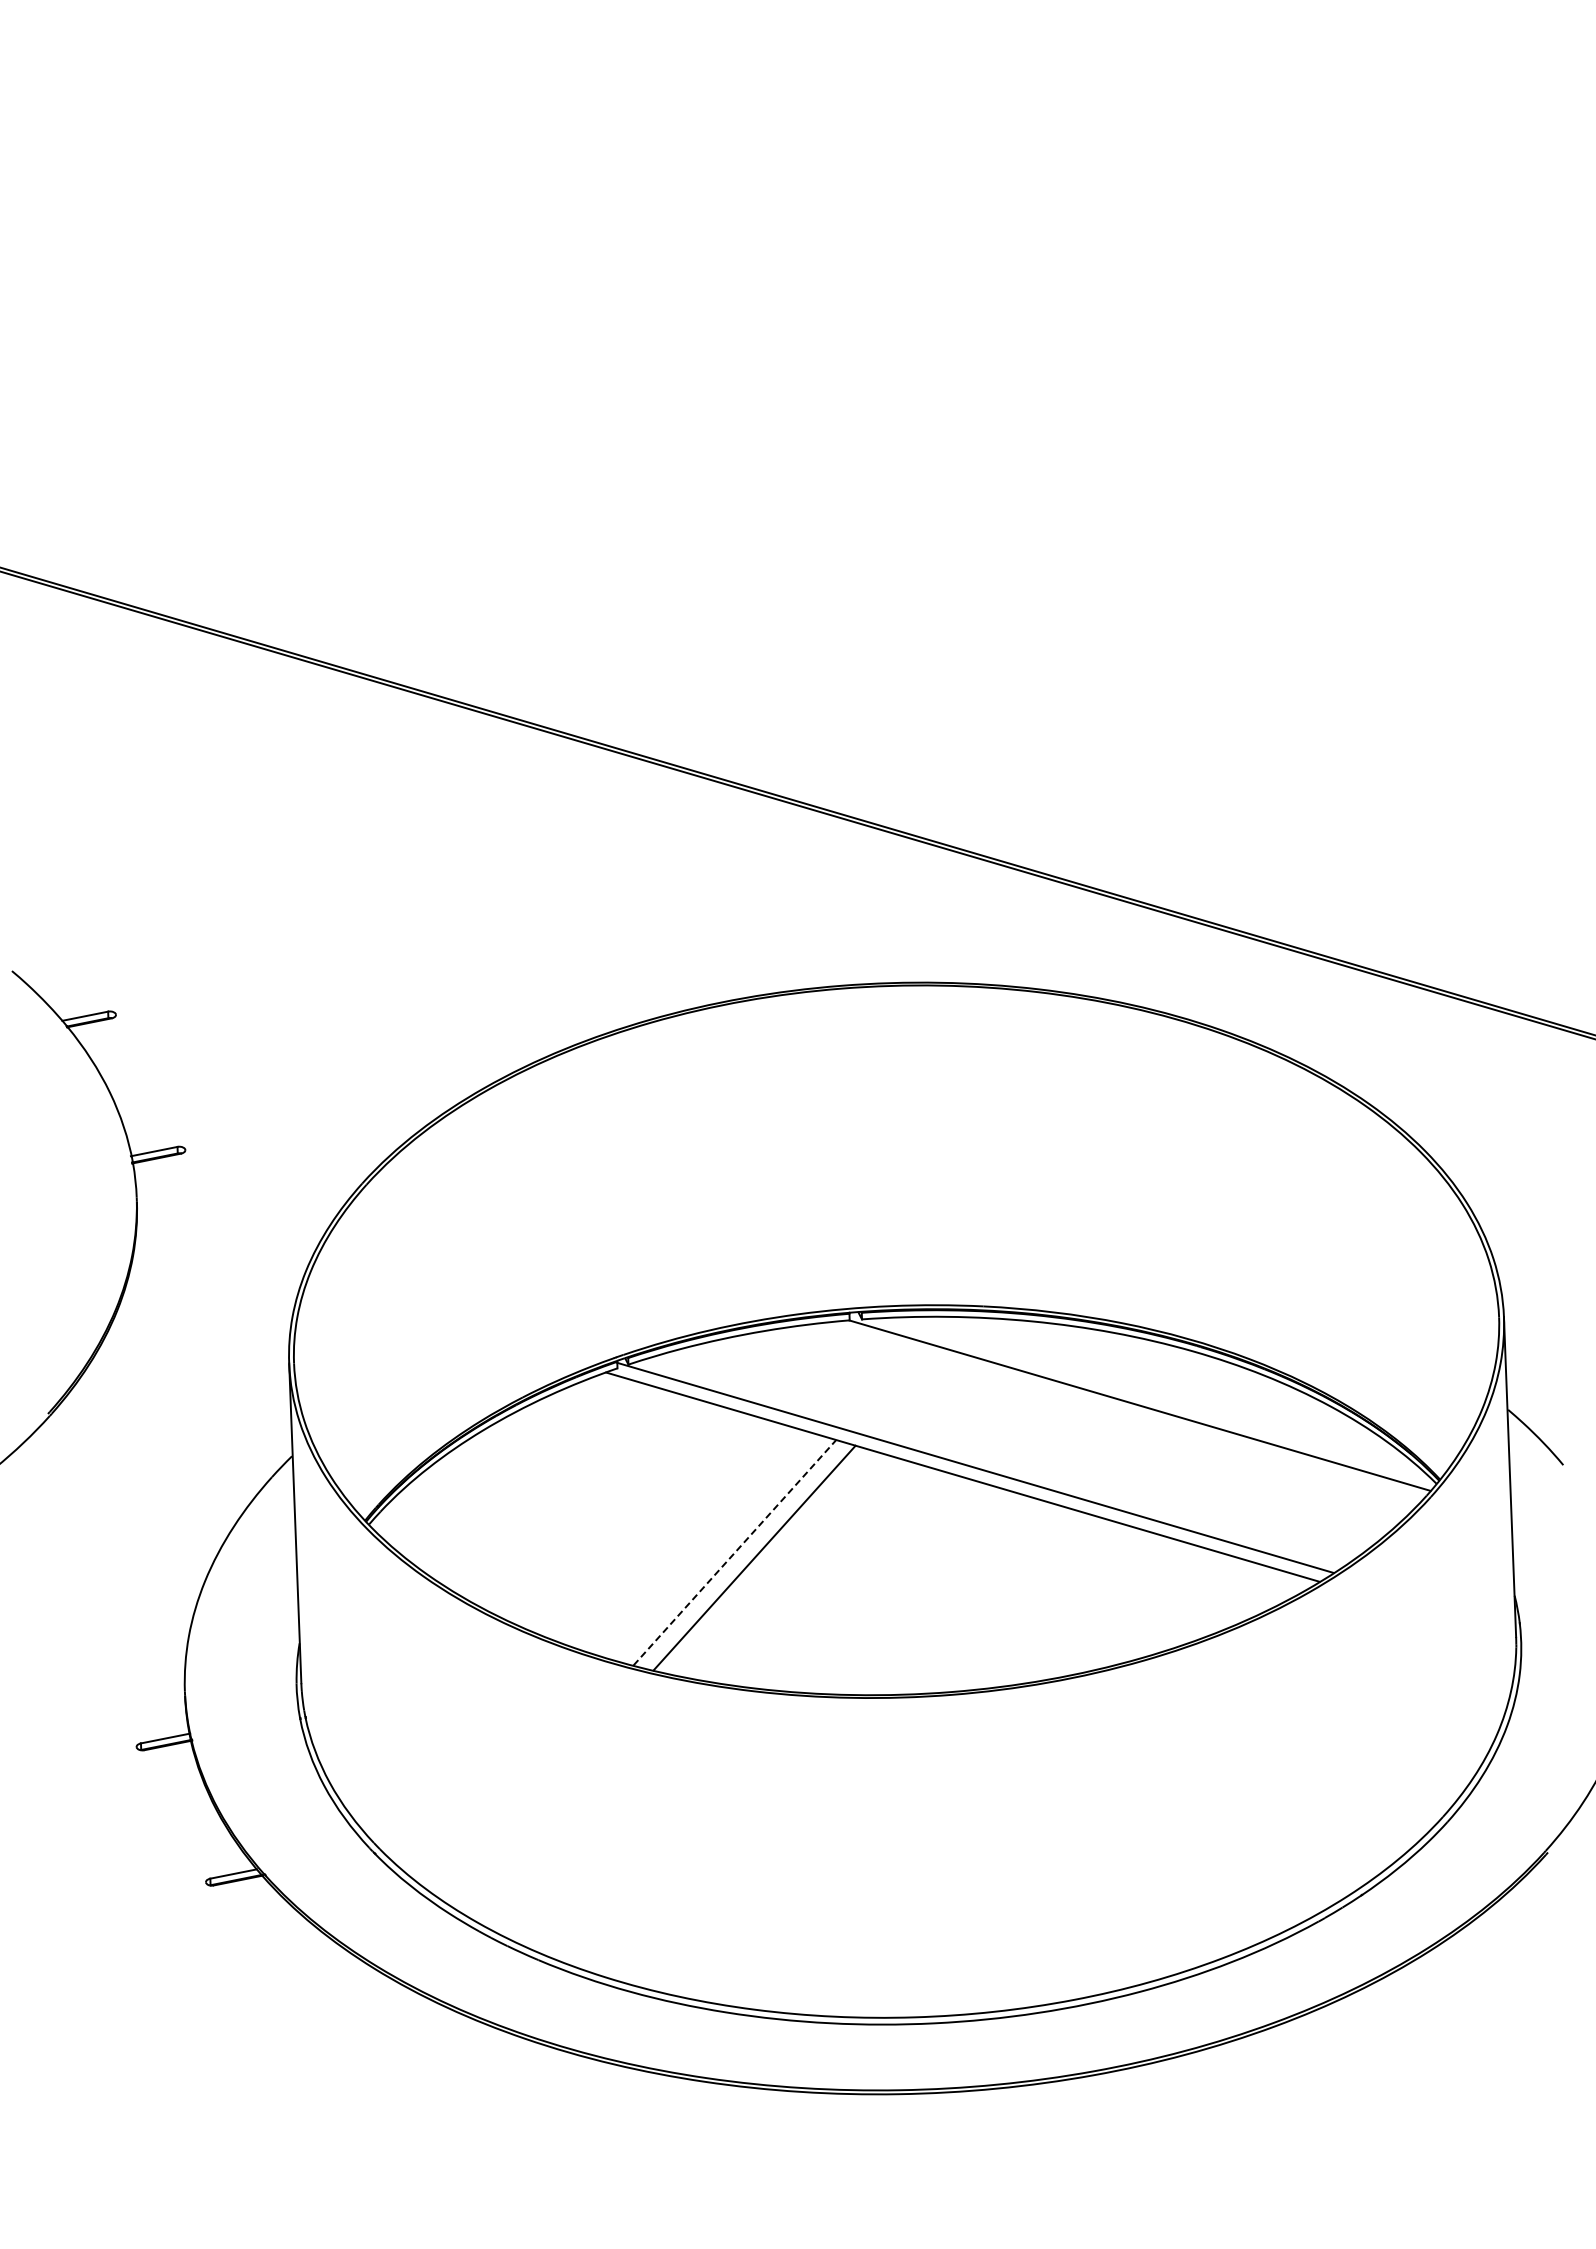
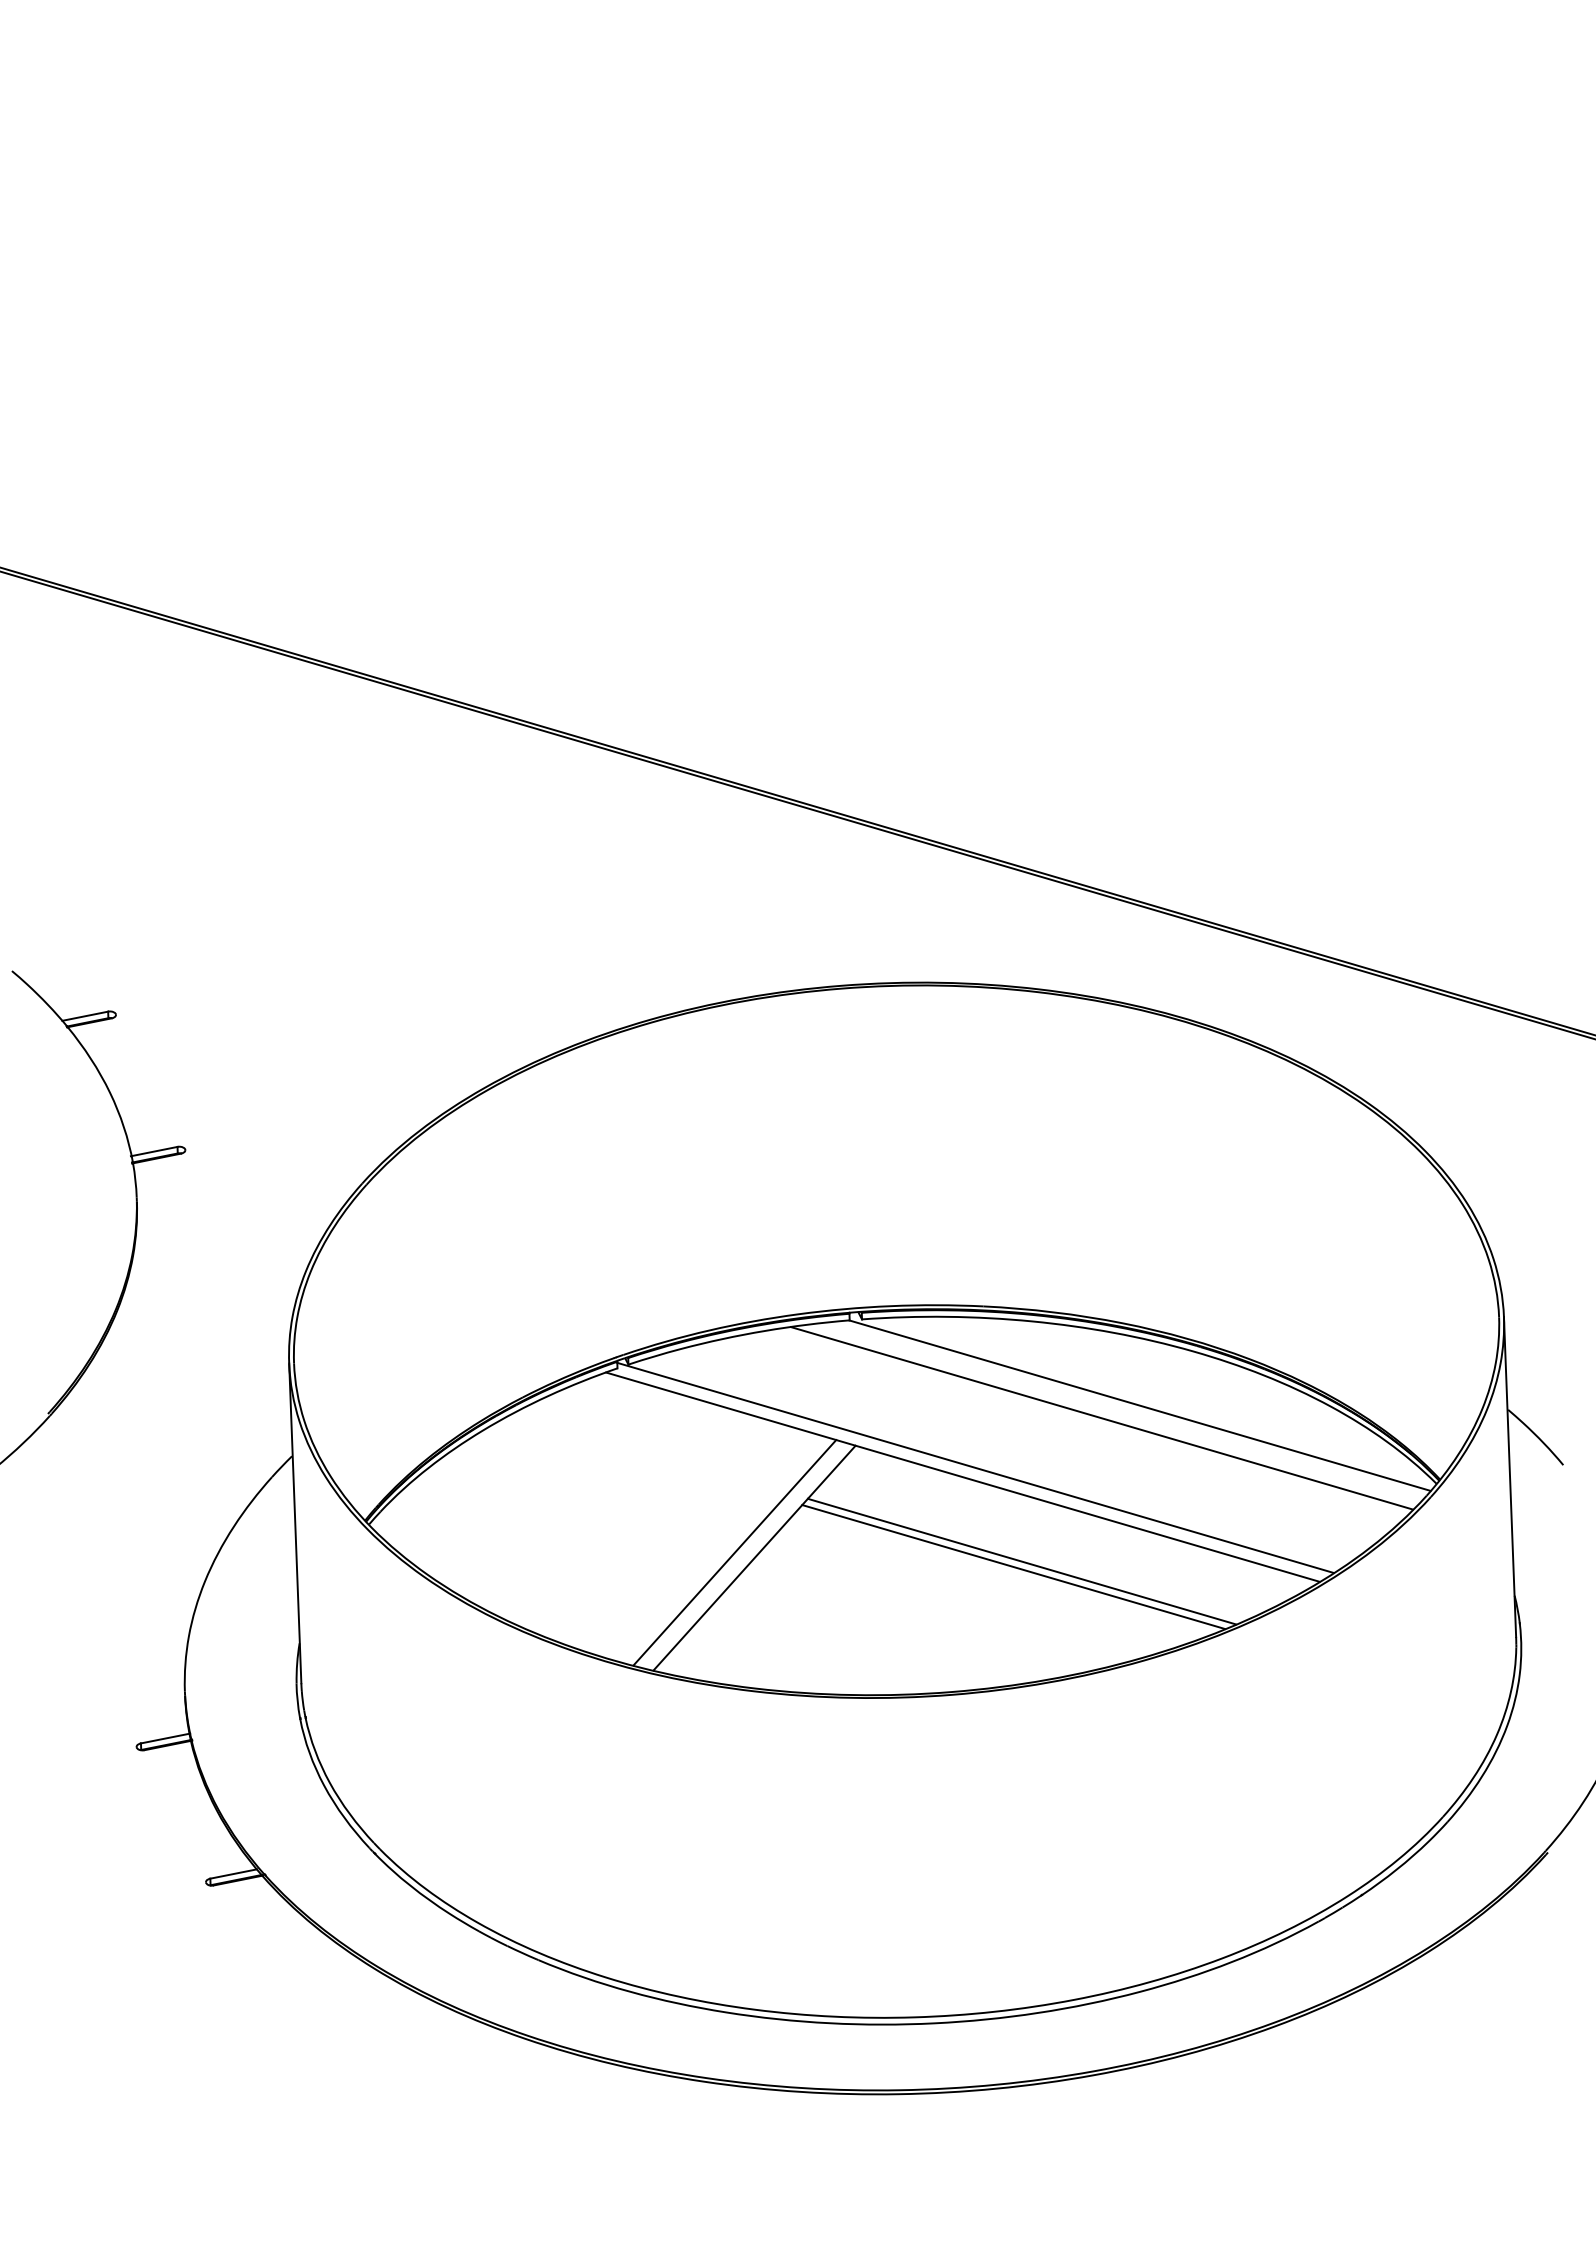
line: none -> present (1101, 1418)
line: dashed -> solid (734, 1552)
line: none -> present (1021, 1561)
line: none -> present (1013, 1566)
